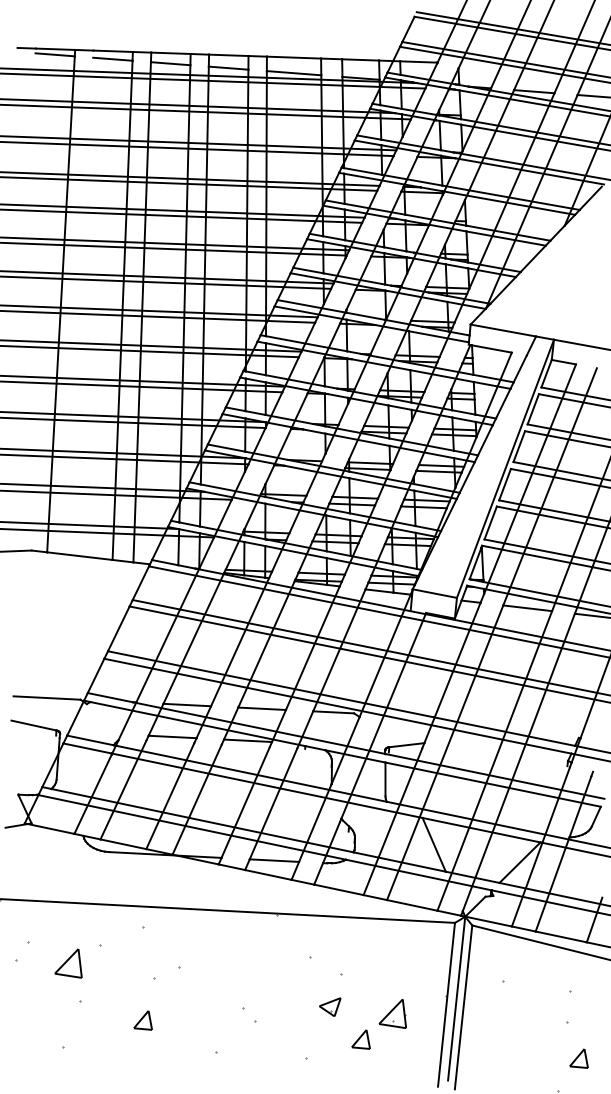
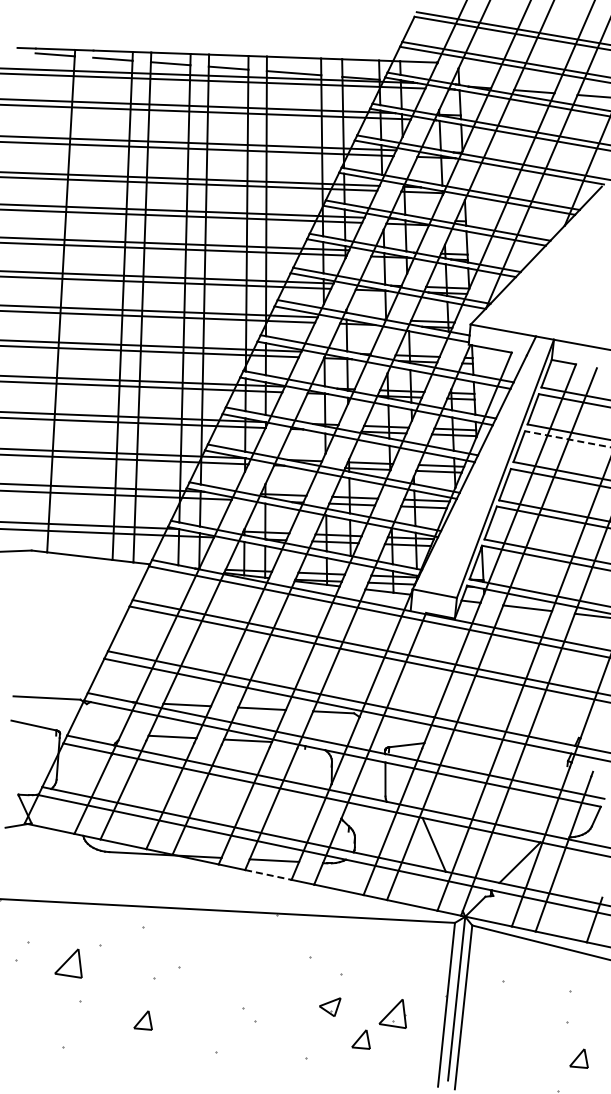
line: solid -> dashed (567, 439)
line: solid -> dashed (268, 874)
